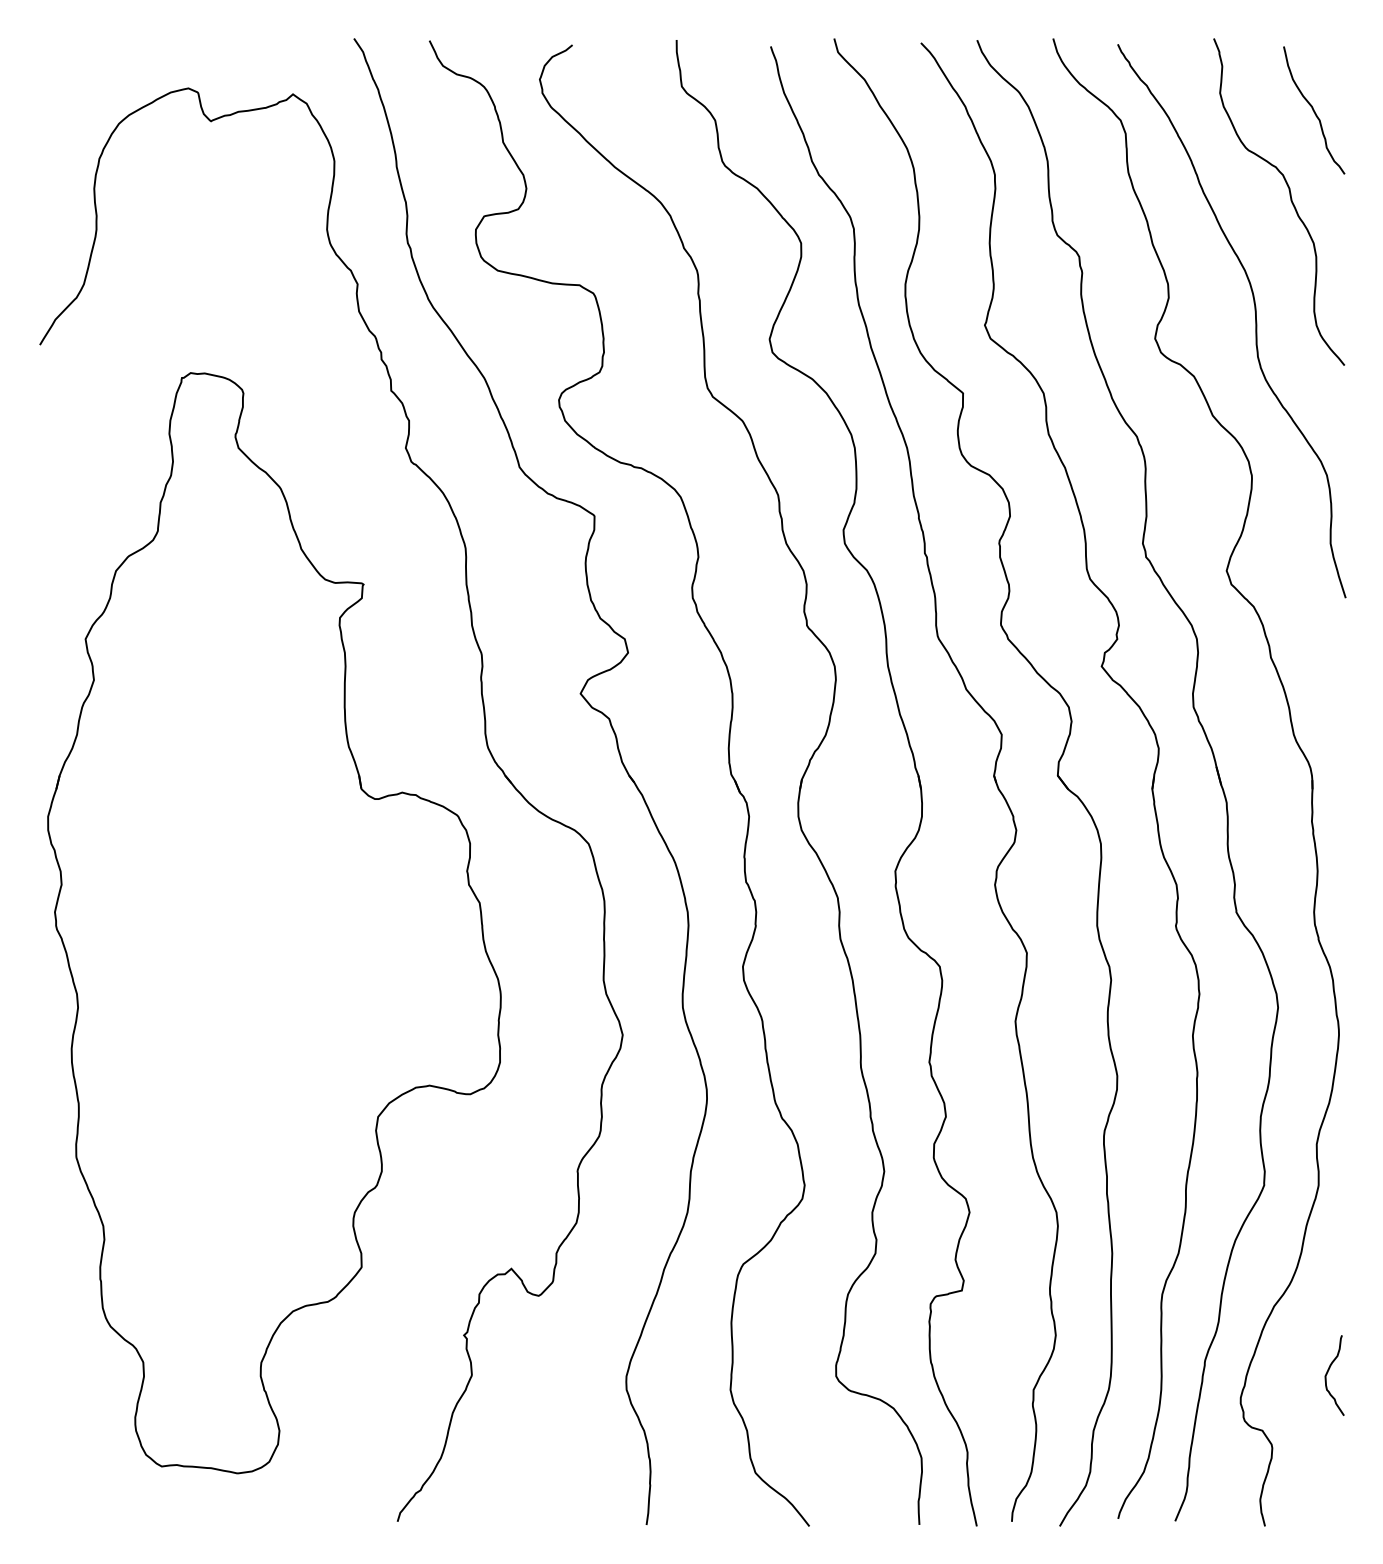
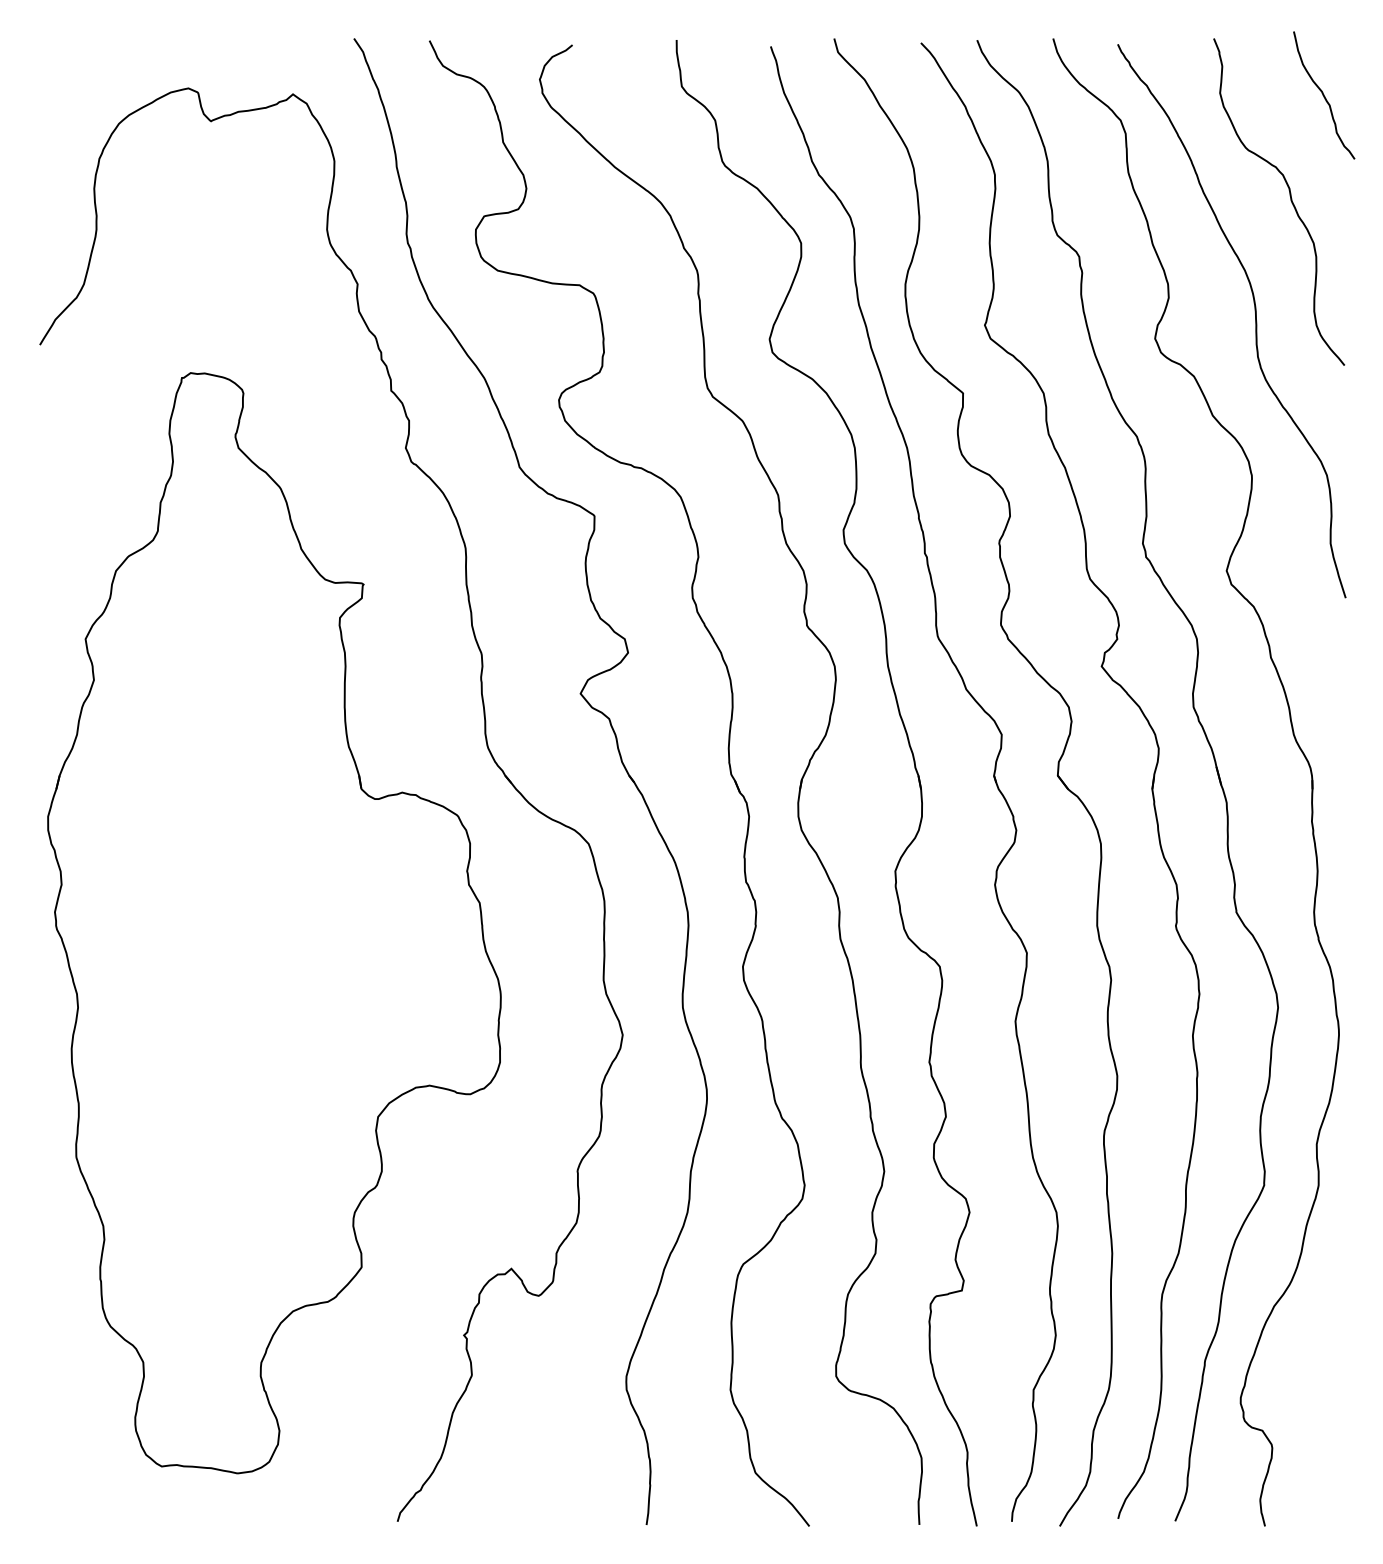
curve position: (1314, 110) -> (1324, 95) (1324, 95)
curve: present -> none (1328, 1372)
